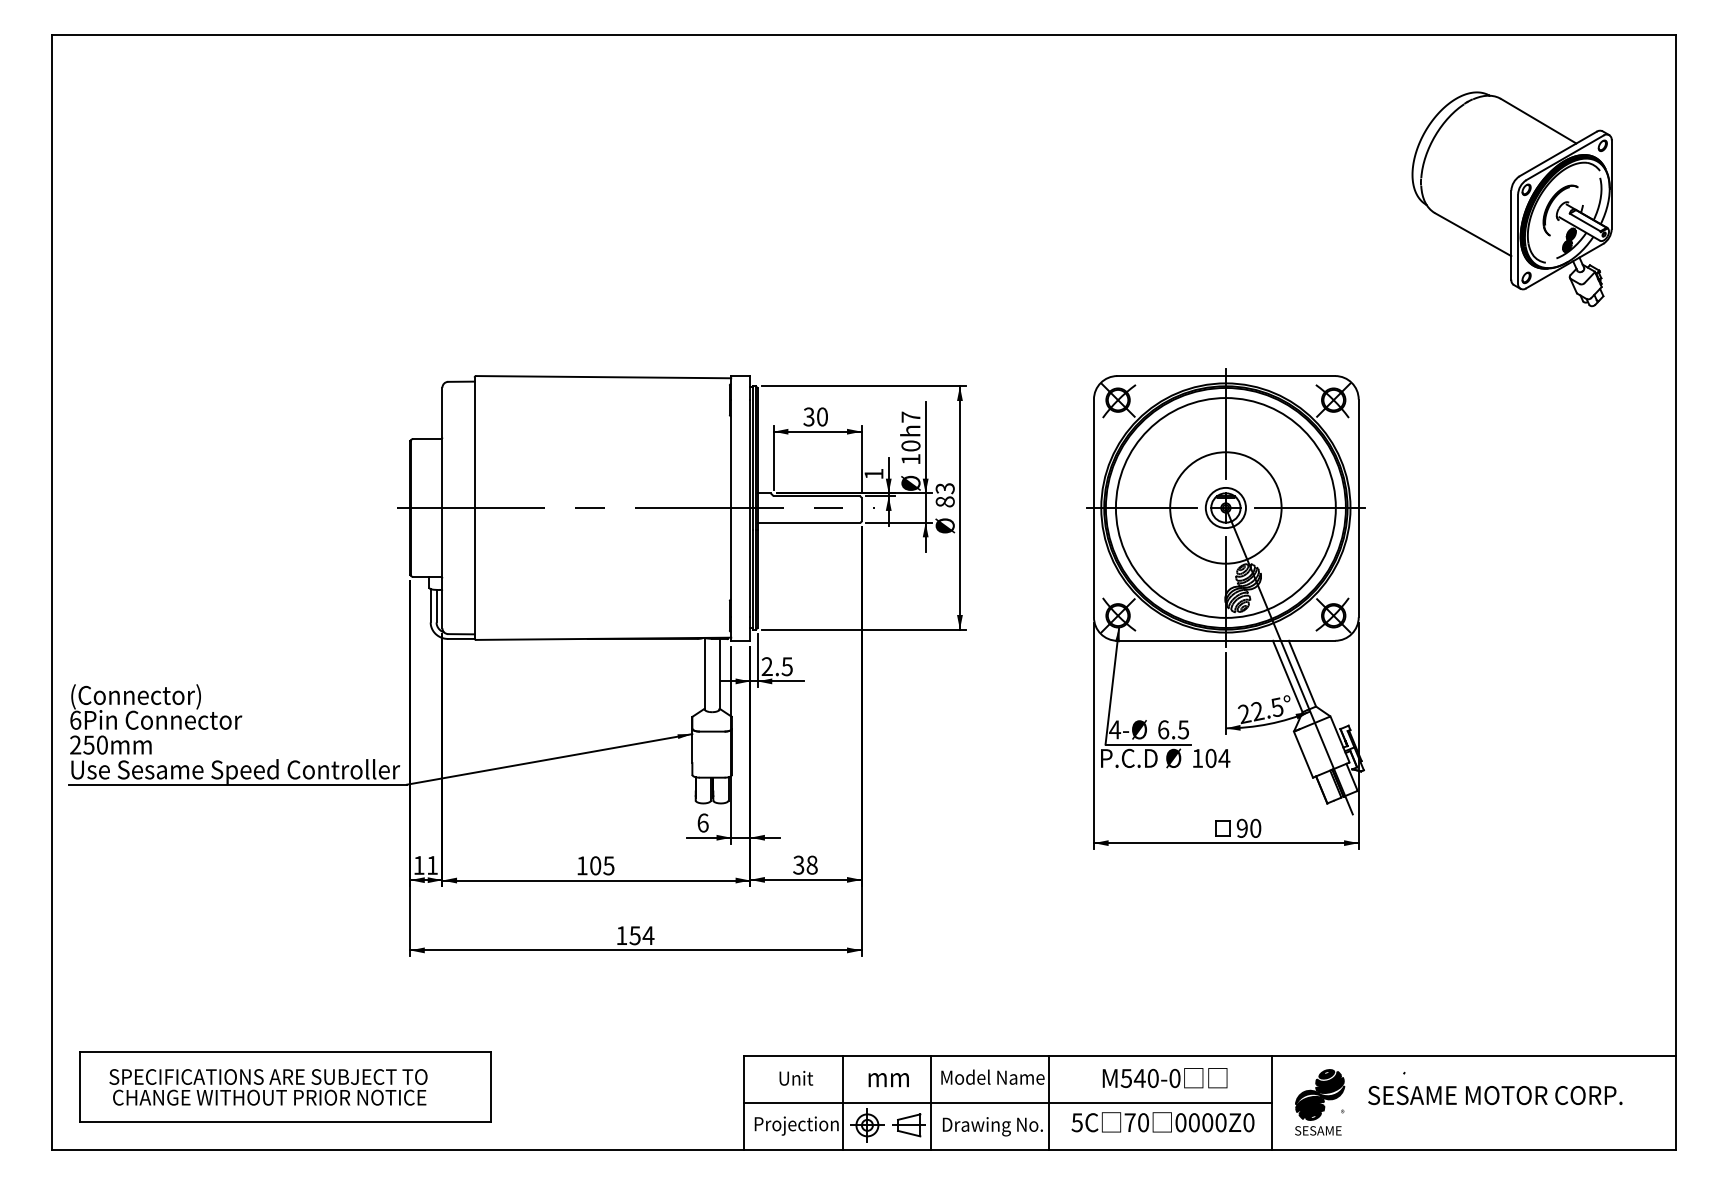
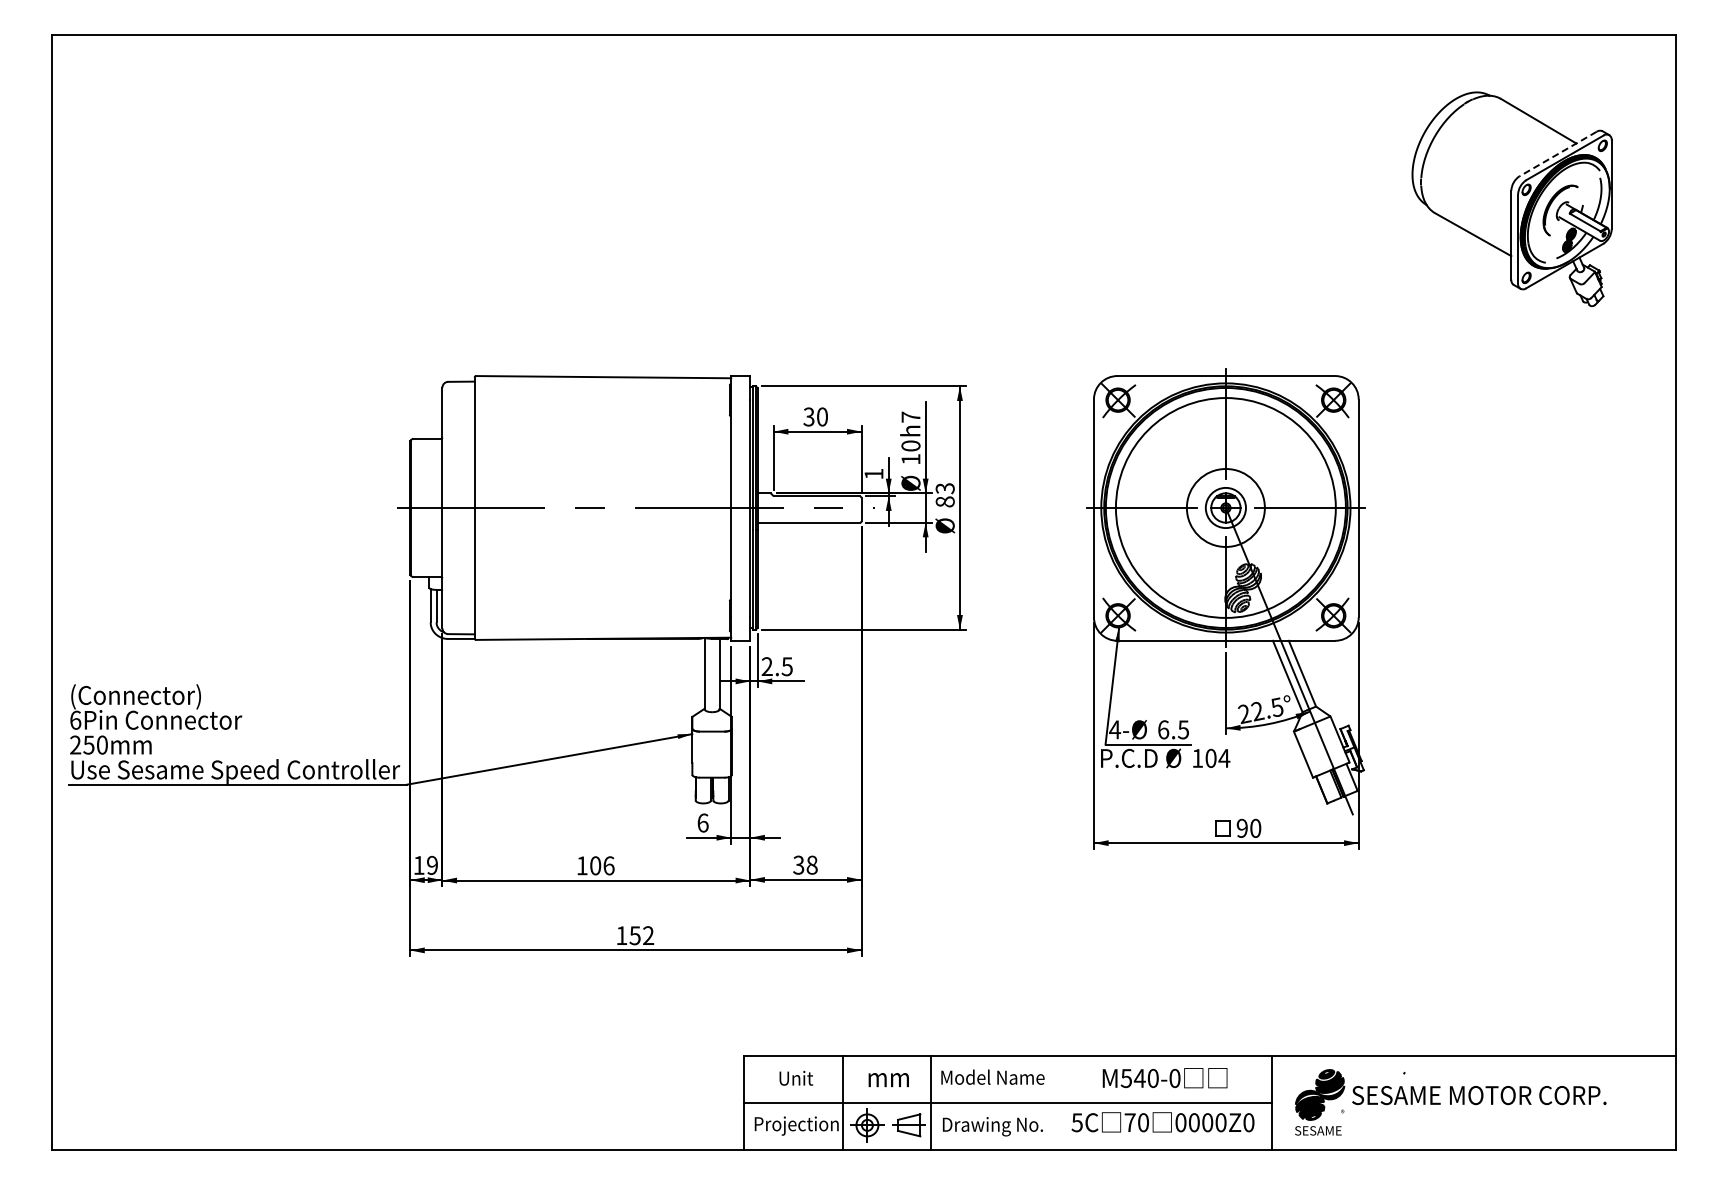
line: solid -> dashed (1557, 154)
circle diameter: 111 px -> 78 px (1225, 507)
text: 11 -> 19 (432, 865)
text: 105 -> 106 (608, 865)
text: 154 -> 152 (648, 935)
part: present -> none (285, 1086)
text position: (1495, 1095) -> (1479, 1095) (1479, 1095)
line: present -> none (1048, 1102)
